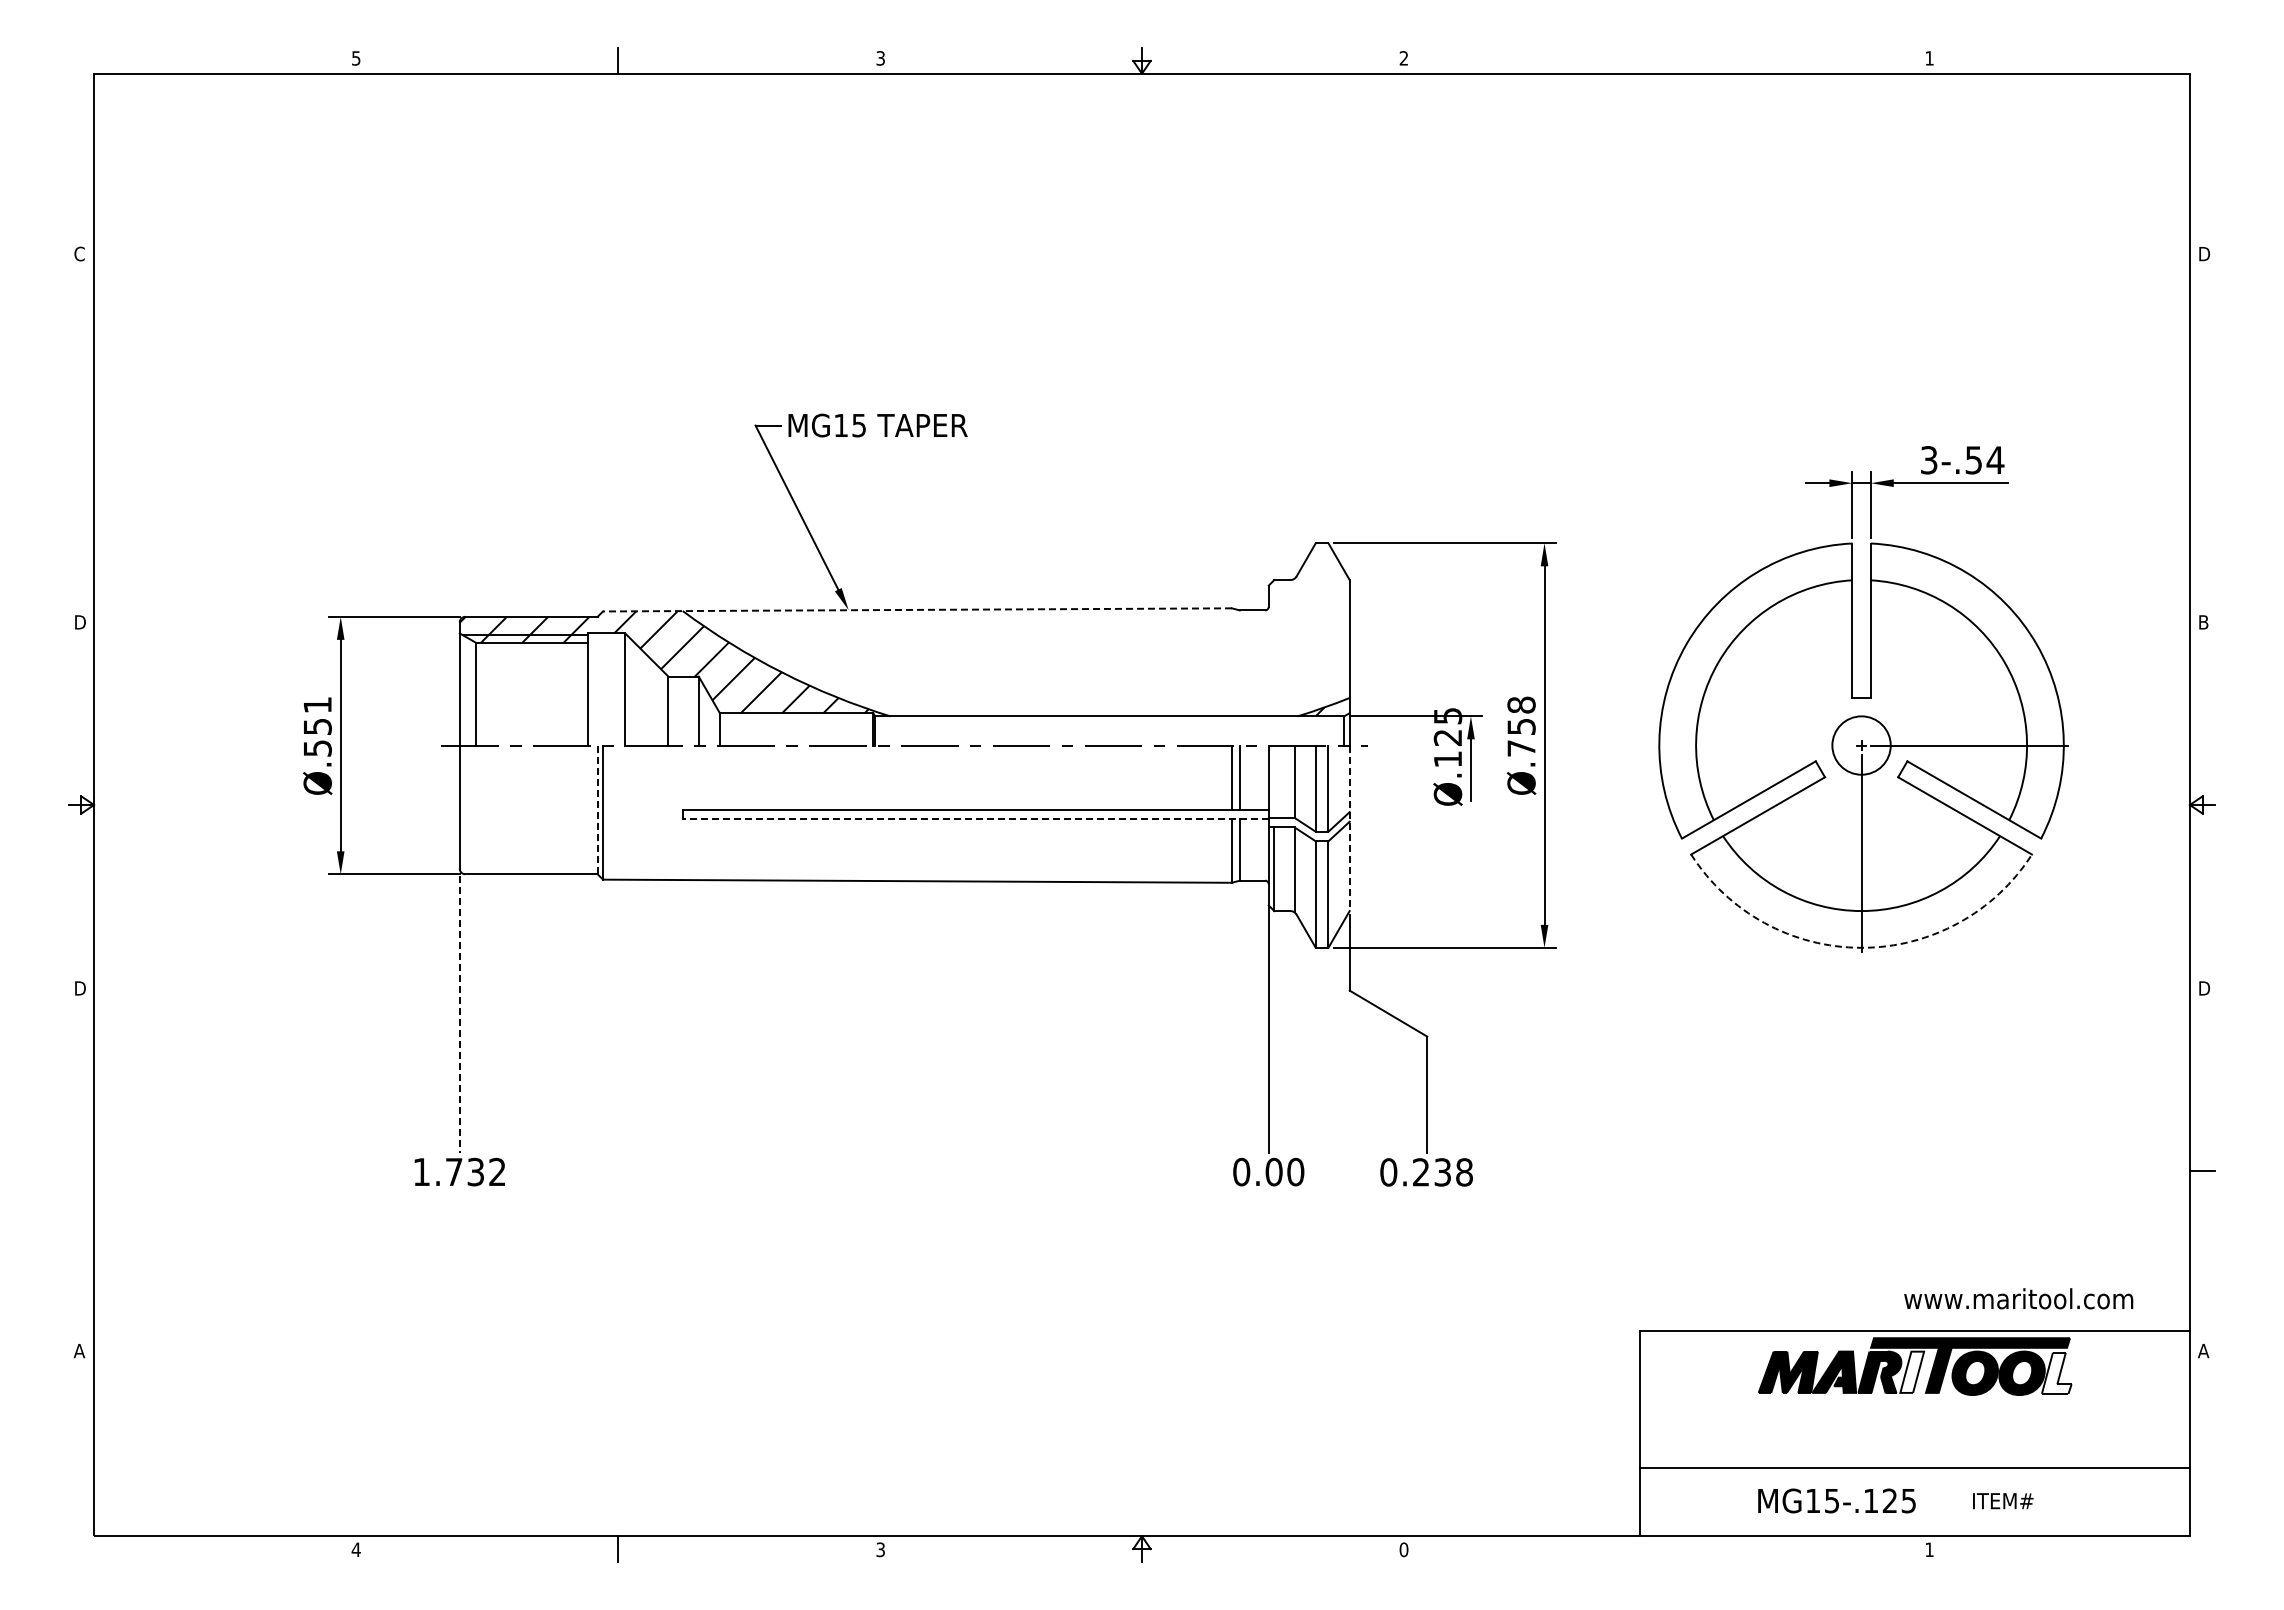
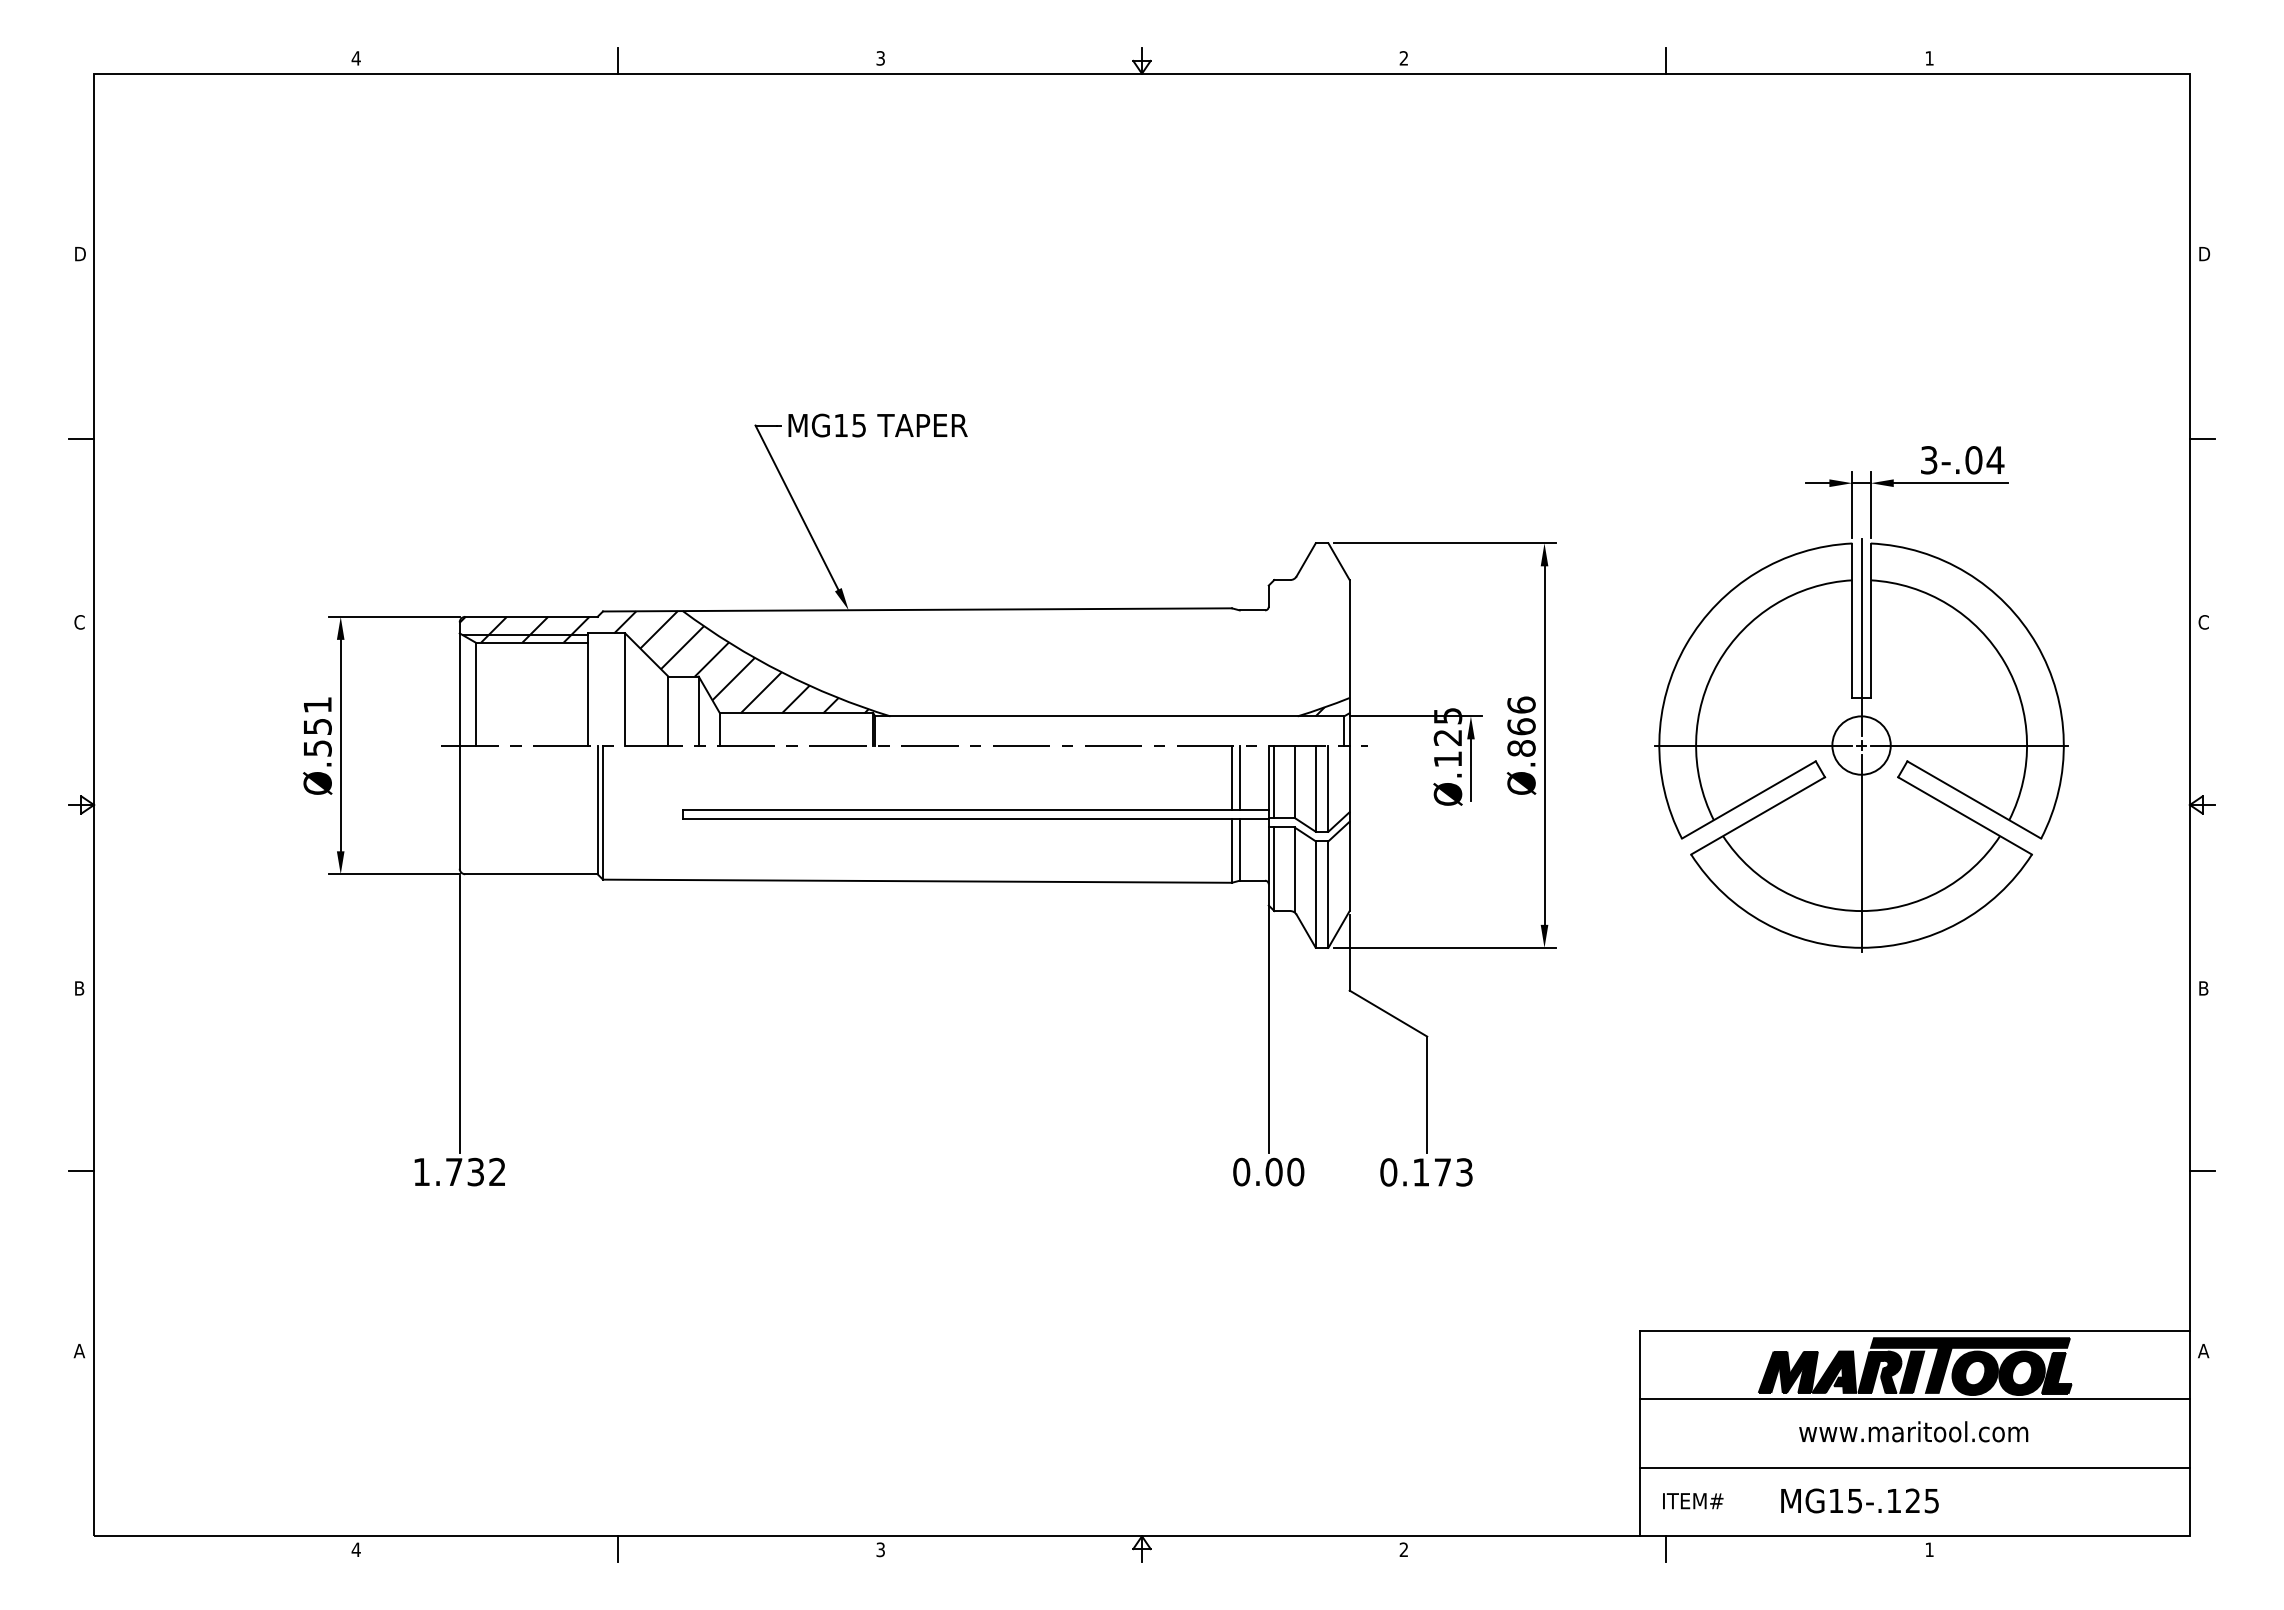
text: 5 -> 4 (355, 58)
line: none -> present (1665, 60)
text: C -> D (79, 253)
line: none -> present (81, 439)
line: none -> present (2202, 439)
text: 3-.54 -> 3-.04 (1973, 460)
line: dashed -> solid (917, 609)
text: D -> C (79, 622)
text: B -> C (2203, 622)
line: none -> present (1861, 637)
text: Ø.758 -> Ø.866 (1521, 726)
line: none -> present (1753, 745)
line: none -> present (1274, 781)
line: dashed -> solid (597, 810)
line: dashed -> solid (975, 819)
line: dashed -> solid (1349, 828)
arc: dashed -> solid (1861, 947)
text: D -> B (81, 988)
text: D -> B (2205, 988)
line: dashed -> solid (459, 1014)
line: none -> present (81, 1170)
text: 0.238 -> 0.173 (1443, 1172)
text position: (2018, 1298) -> (1913, 1431) (1913, 1431)
fill: none -> present (1912, 1371)
fill: none -> present (2056, 1372)
line: none -> present (1914, 1399)
text position: (1836, 1500) -> (1859, 1500) (1859, 1500)
text position: (2003, 1501) -> (1693, 1501) (1693, 1501)
line: none -> present (1665, 1548)
text: 0 -> 2 (1403, 1549)
